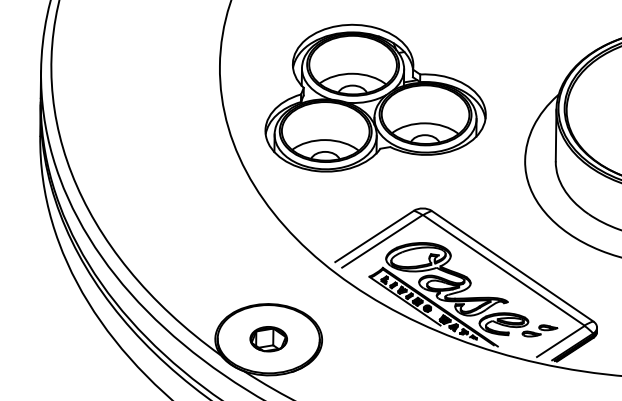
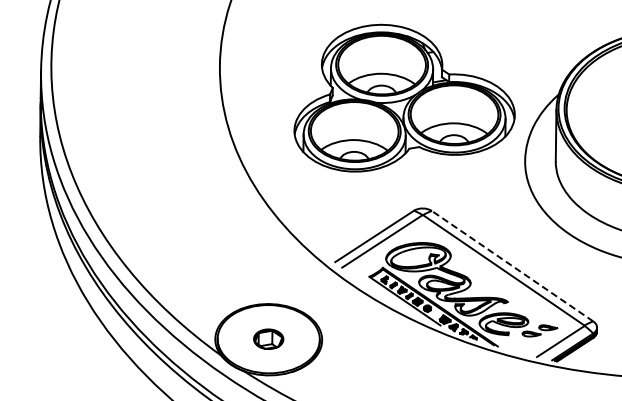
part position: (375, 97) -> (404, 97) (404, 97)
line: solid -> dashed (512, 266)
part size: 39x27 px -> 32x22 px (268, 338)
